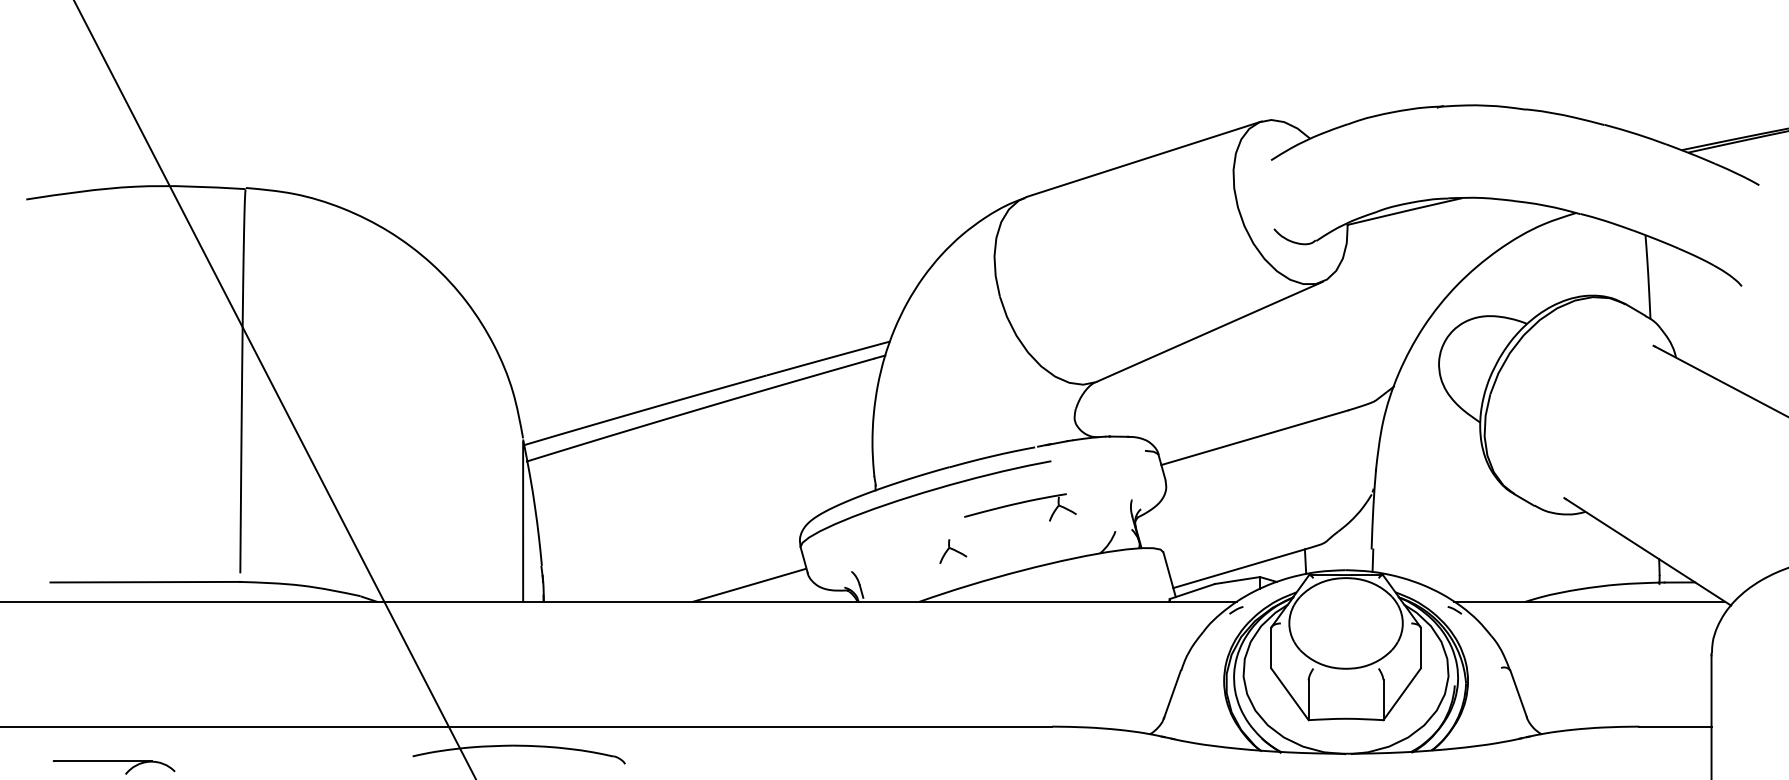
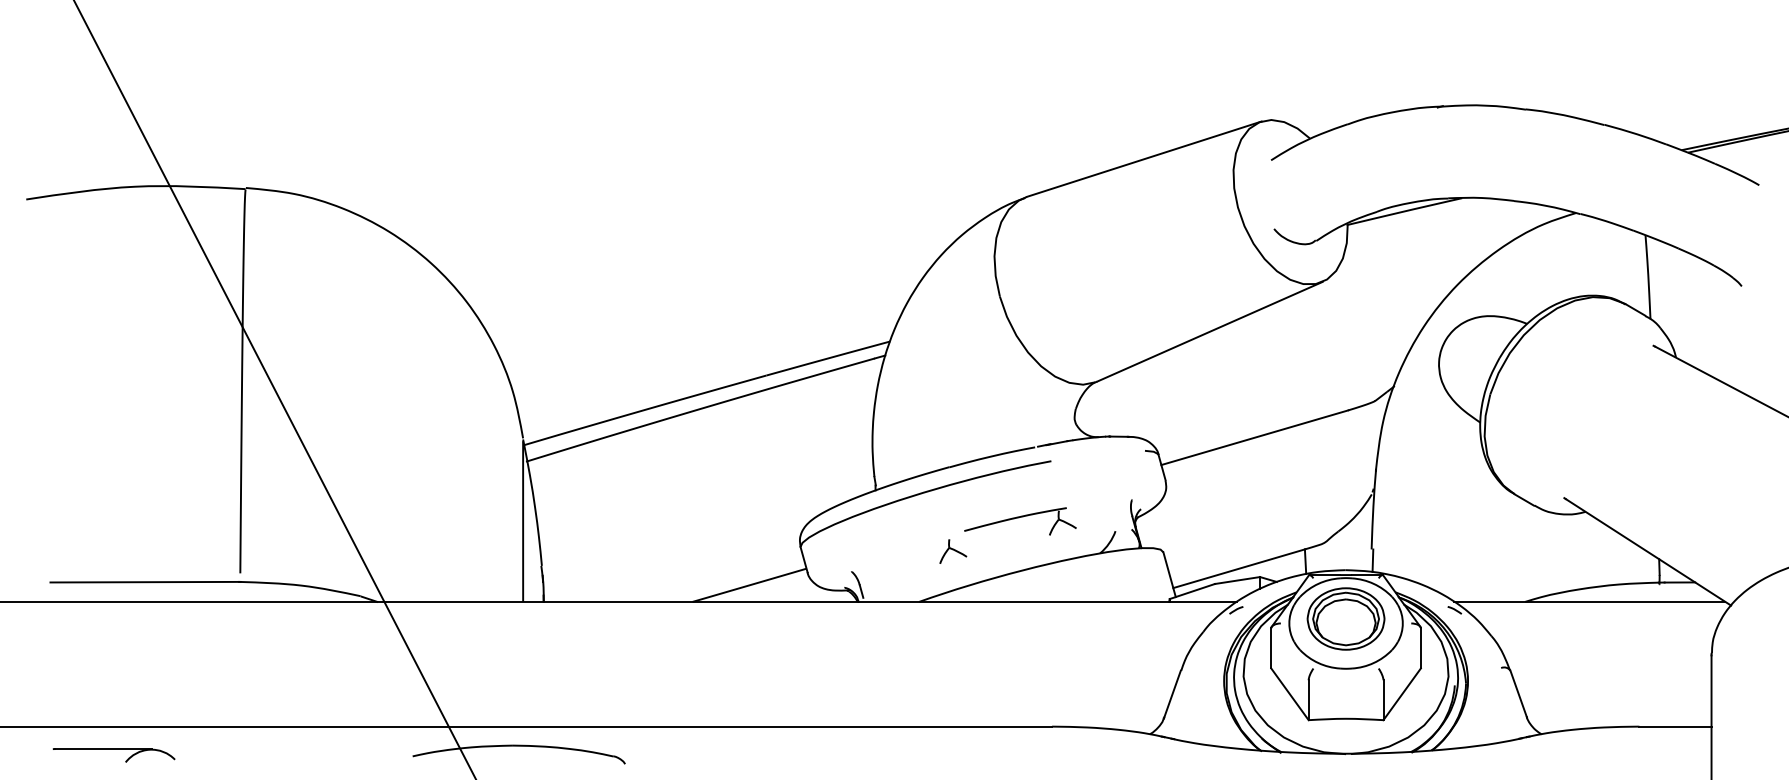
part position: (1020, 507) -> (1020, 521) (1020, 521)
part: none -> present (1345, 618)
part position: (113, 767) -> (113, 755) (113, 755)
